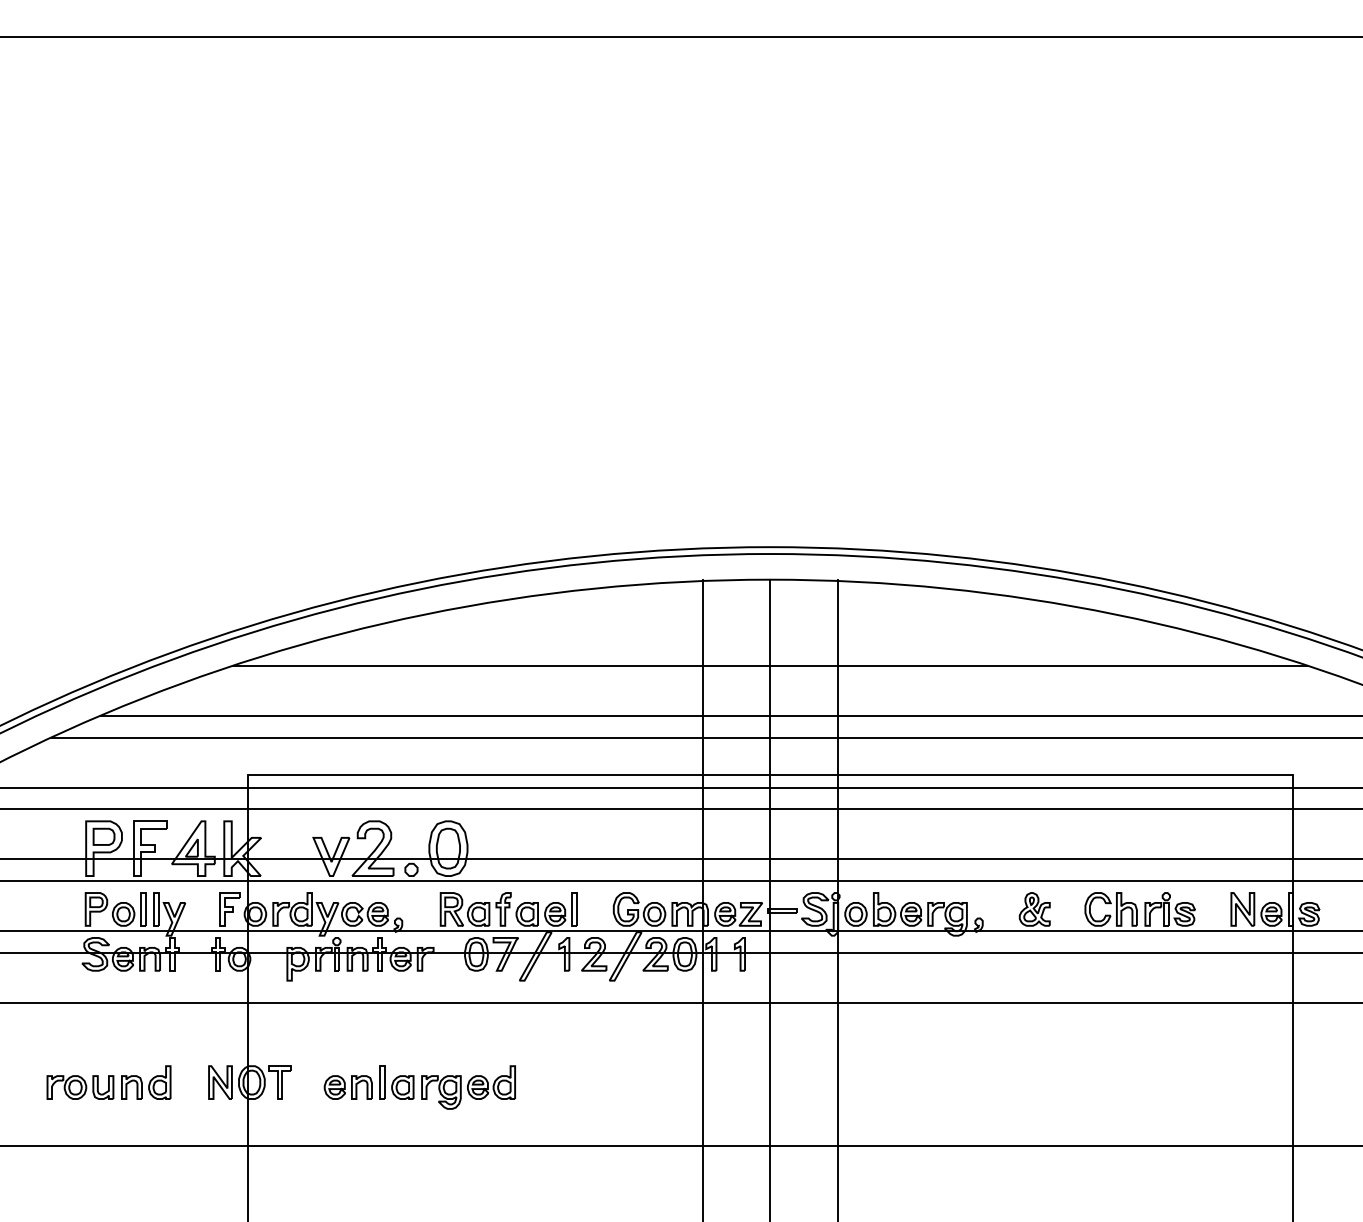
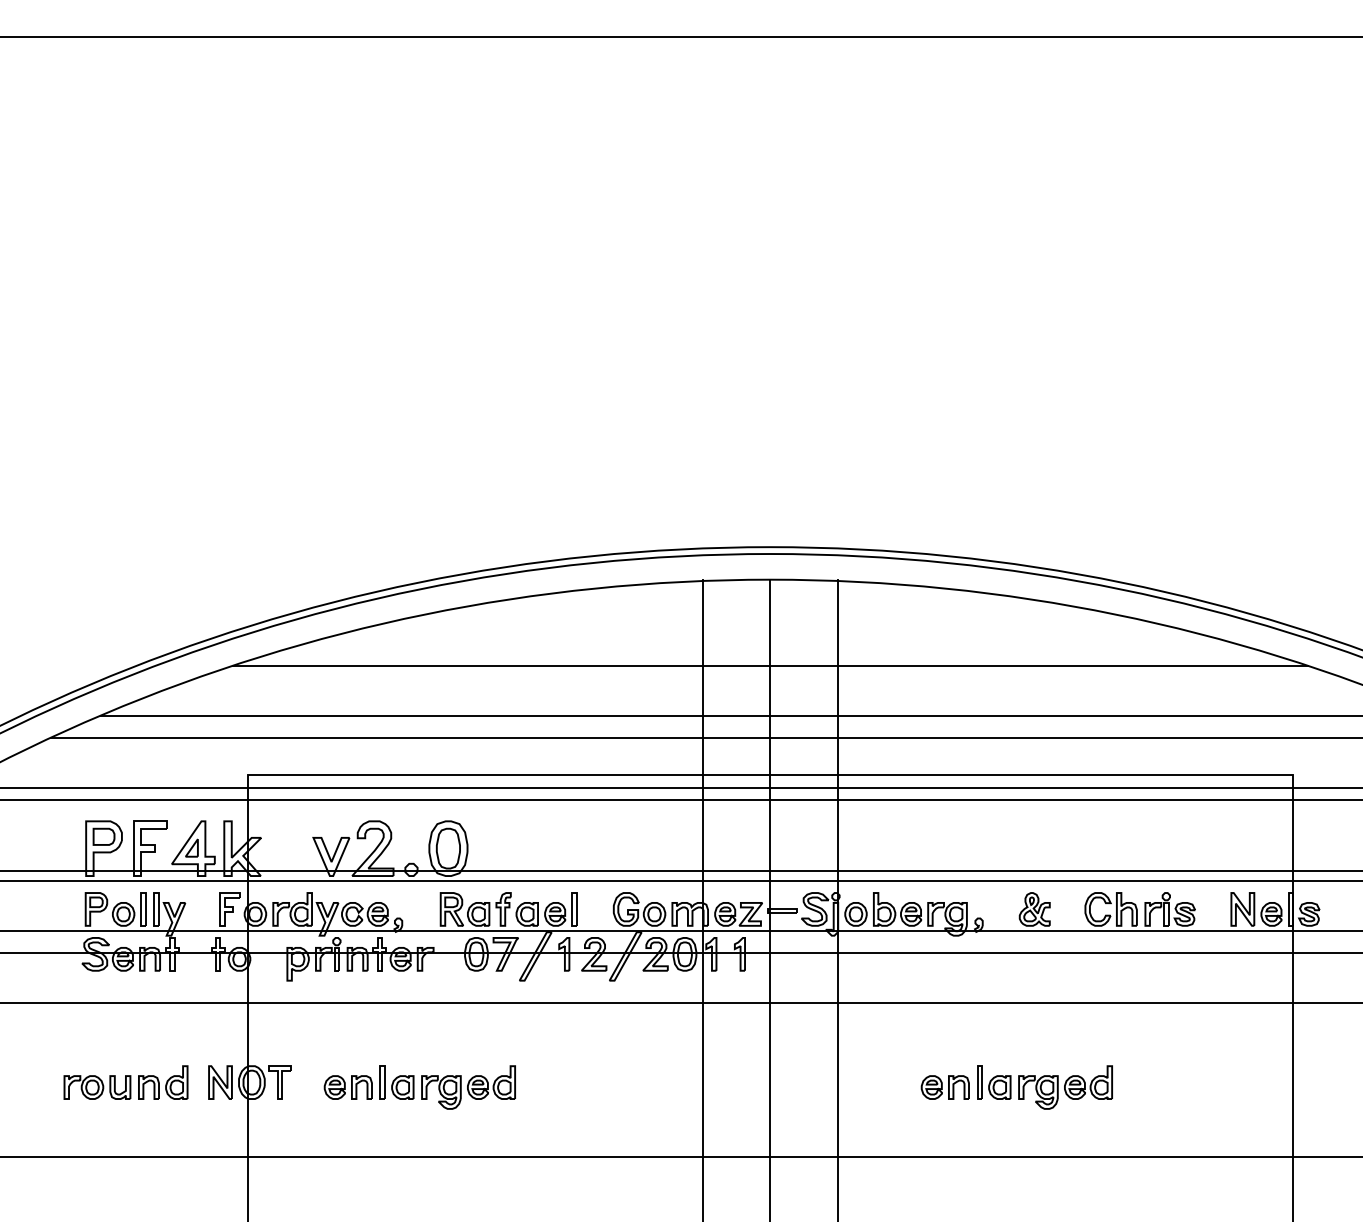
line position: (680, 809) -> (680, 800) (680, 800)
line position: (680, 859) -> (680, 871) (680, 871)
part position: (108, 1082) -> (125, 1082) (125, 1082)
part: none -> present (1016, 1087)
line position: (680, 1146) -> (680, 1157) (680, 1157)
